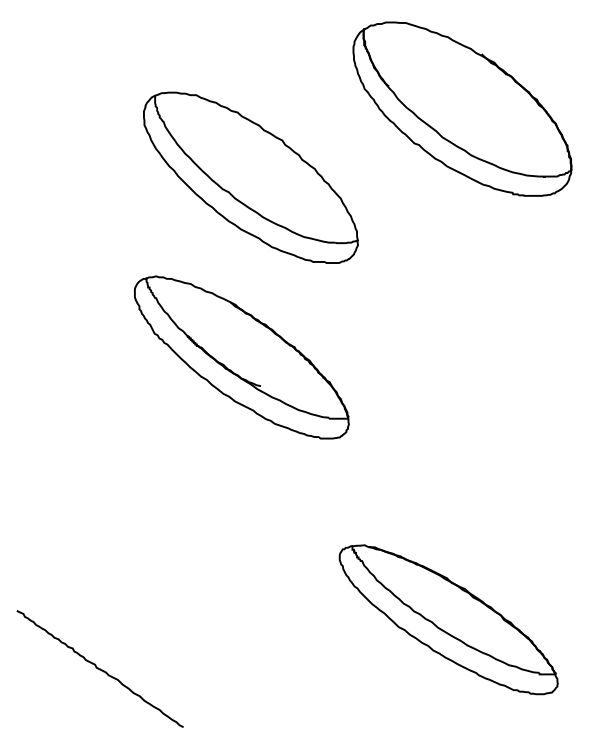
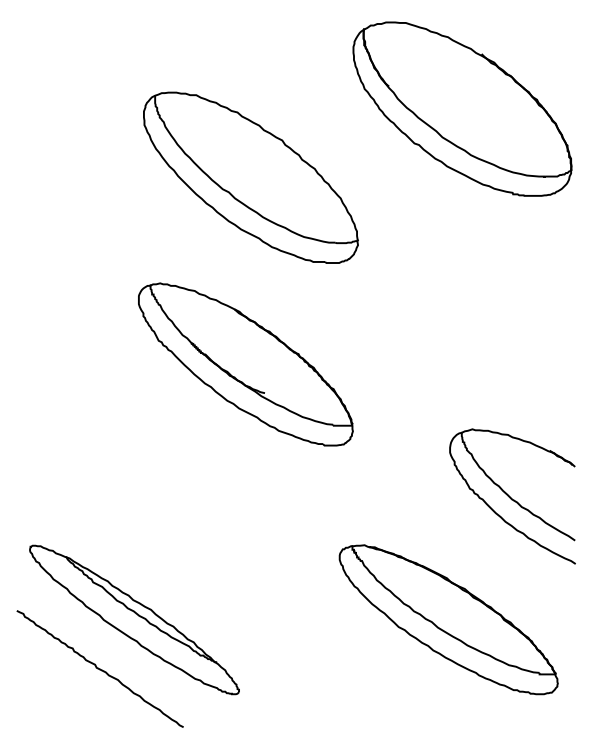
part position: (241, 357) -> (245, 364) (245, 364)
part: none -> present (512, 496)
part: none -> present (134, 619)
